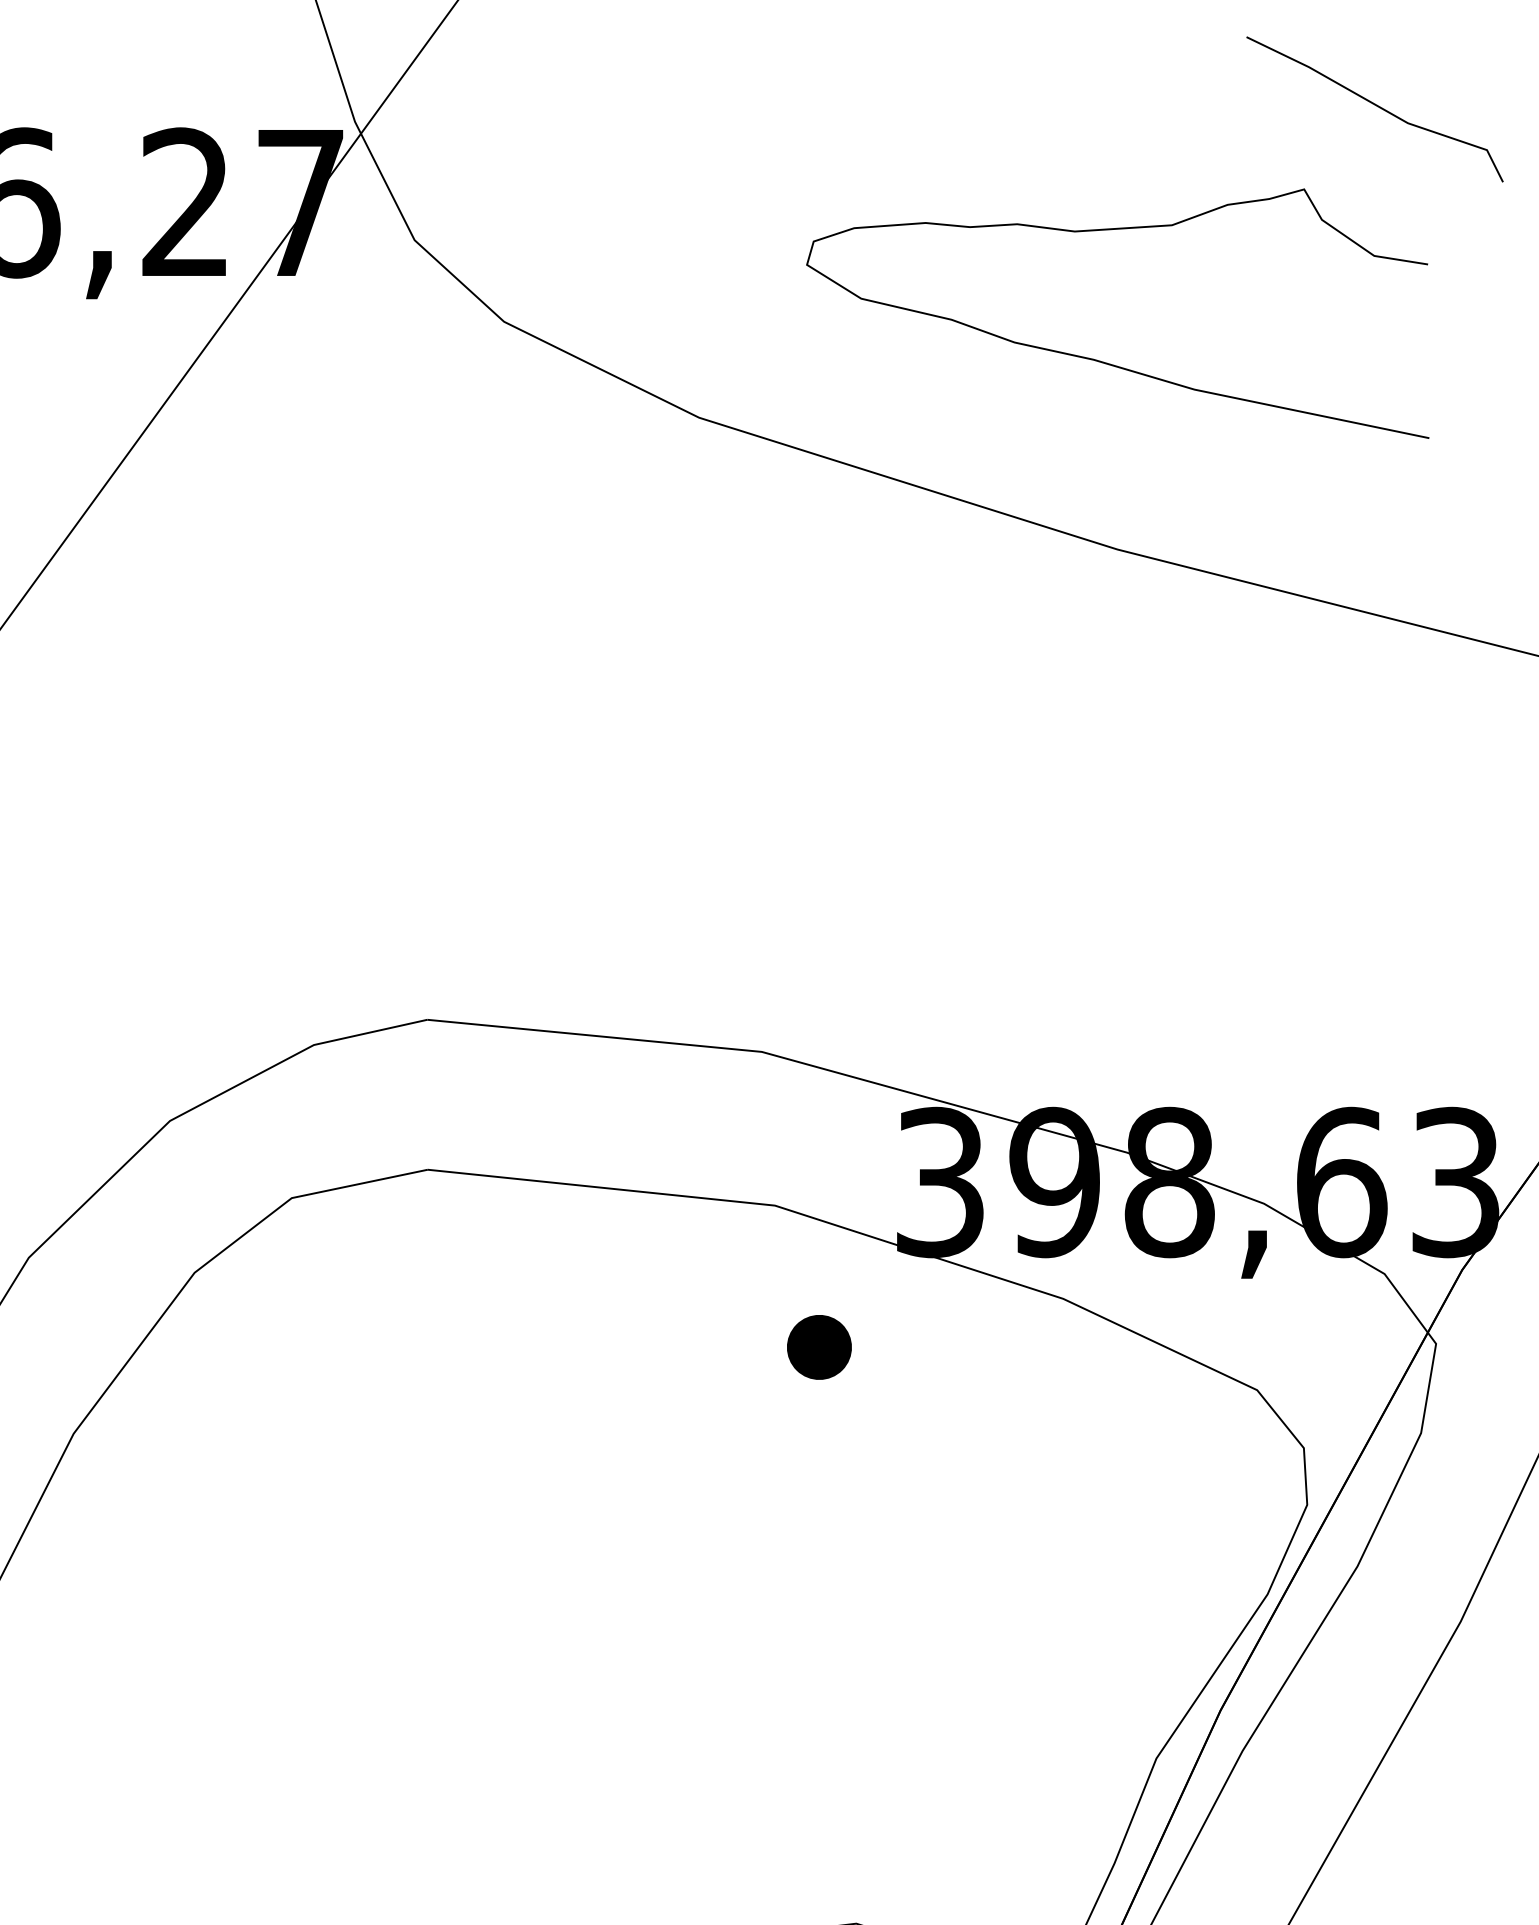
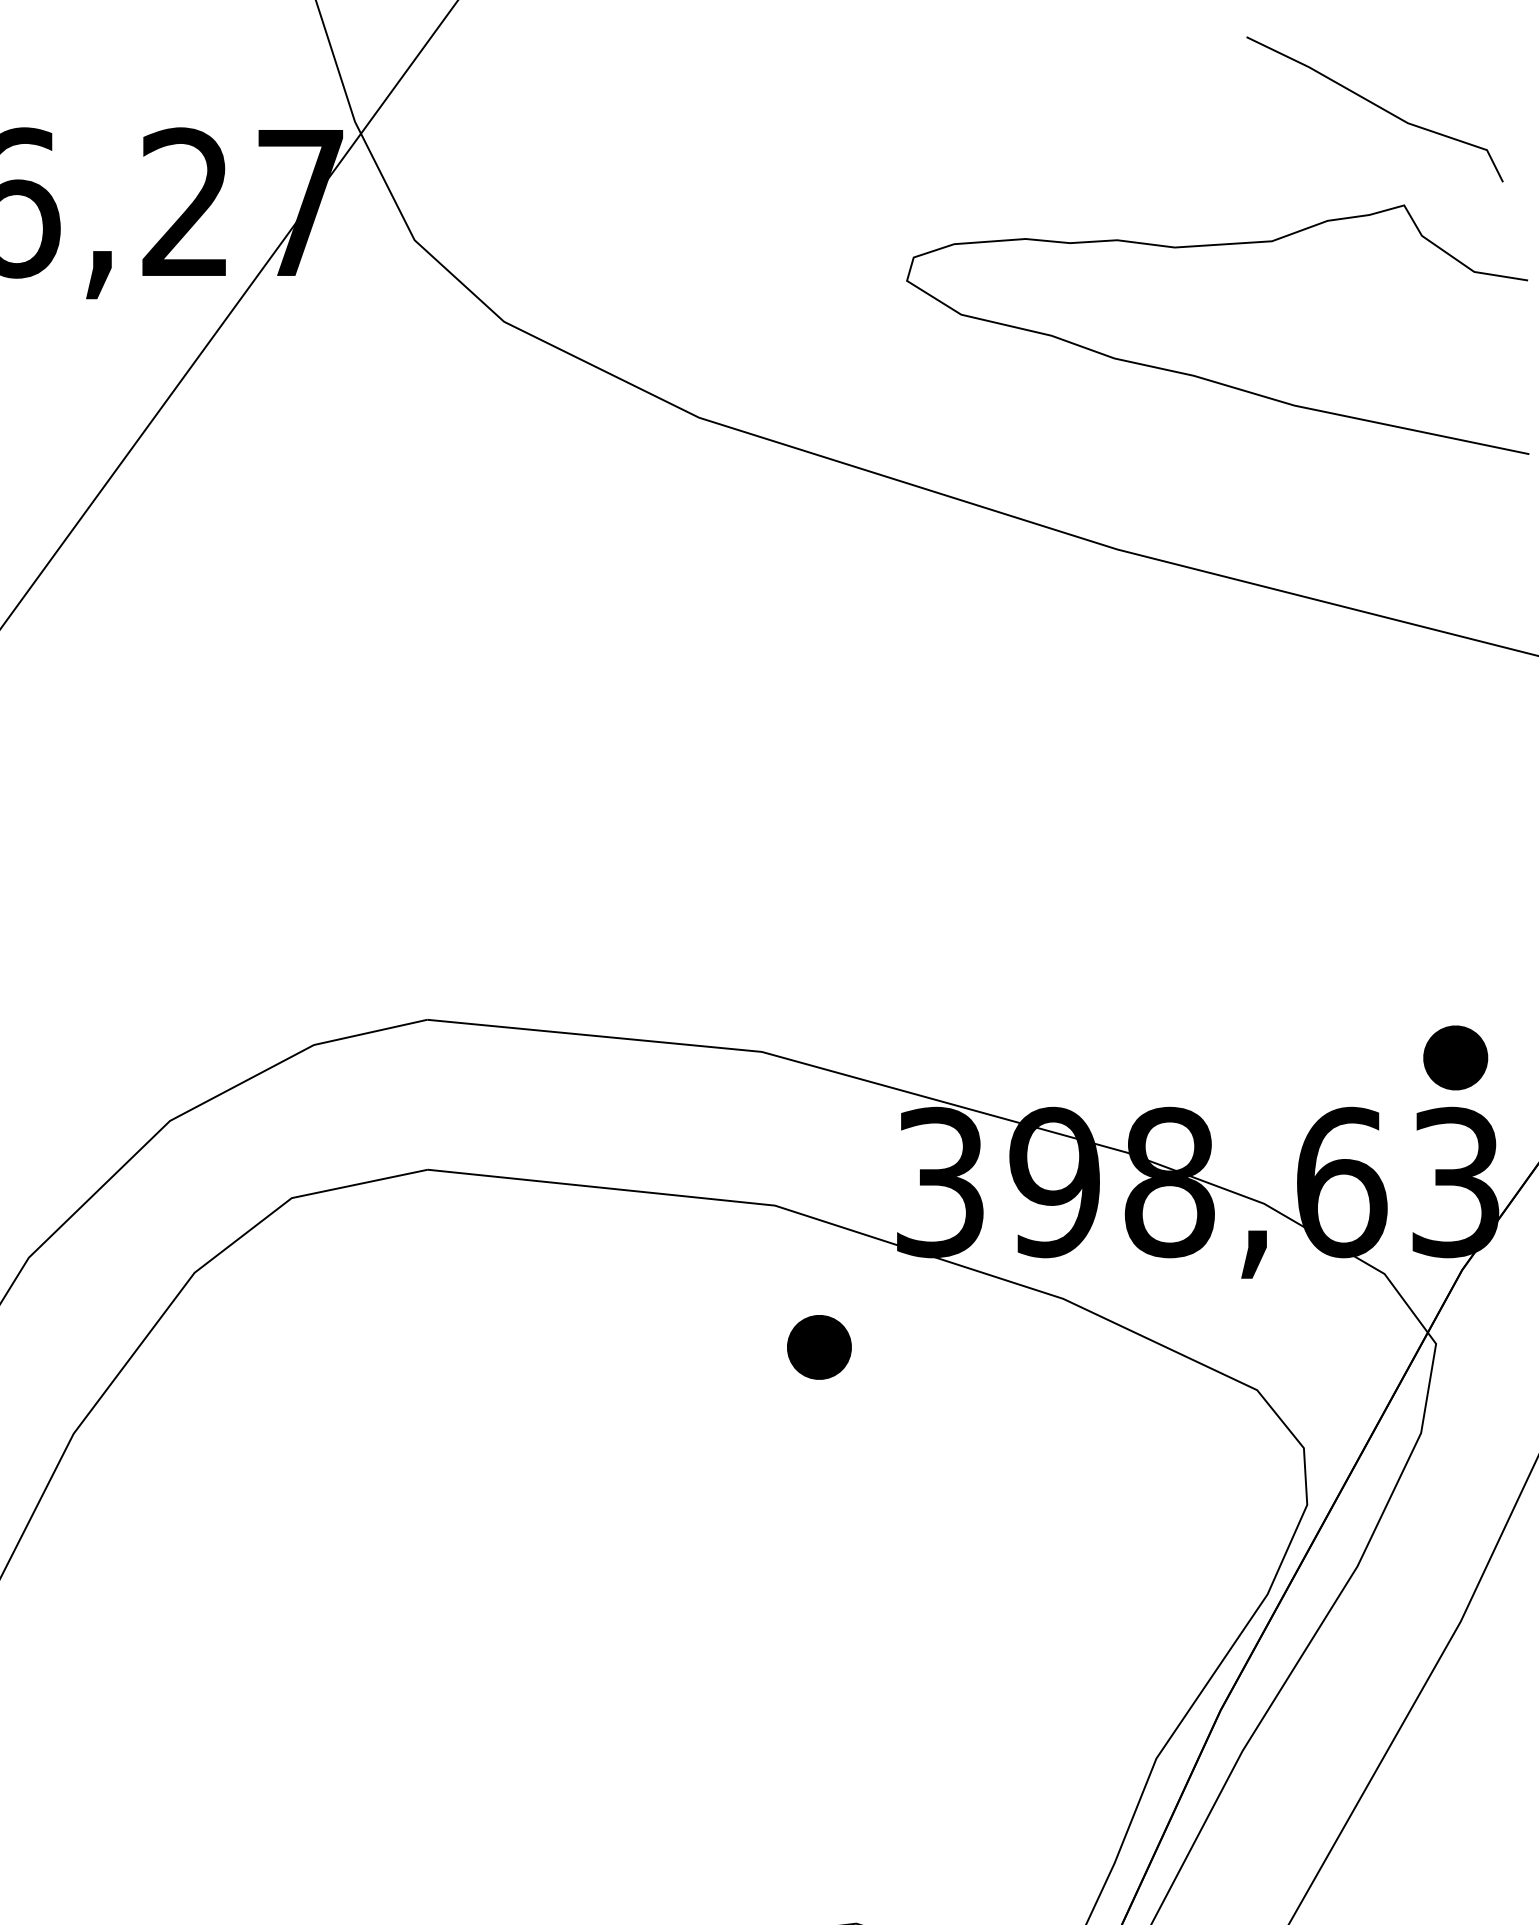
curve position: (1100, 360) -> (1200, 376) (1200, 376)
part: none -> present (1455, 1057)
